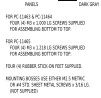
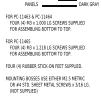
line: none -> present (59, 6)
